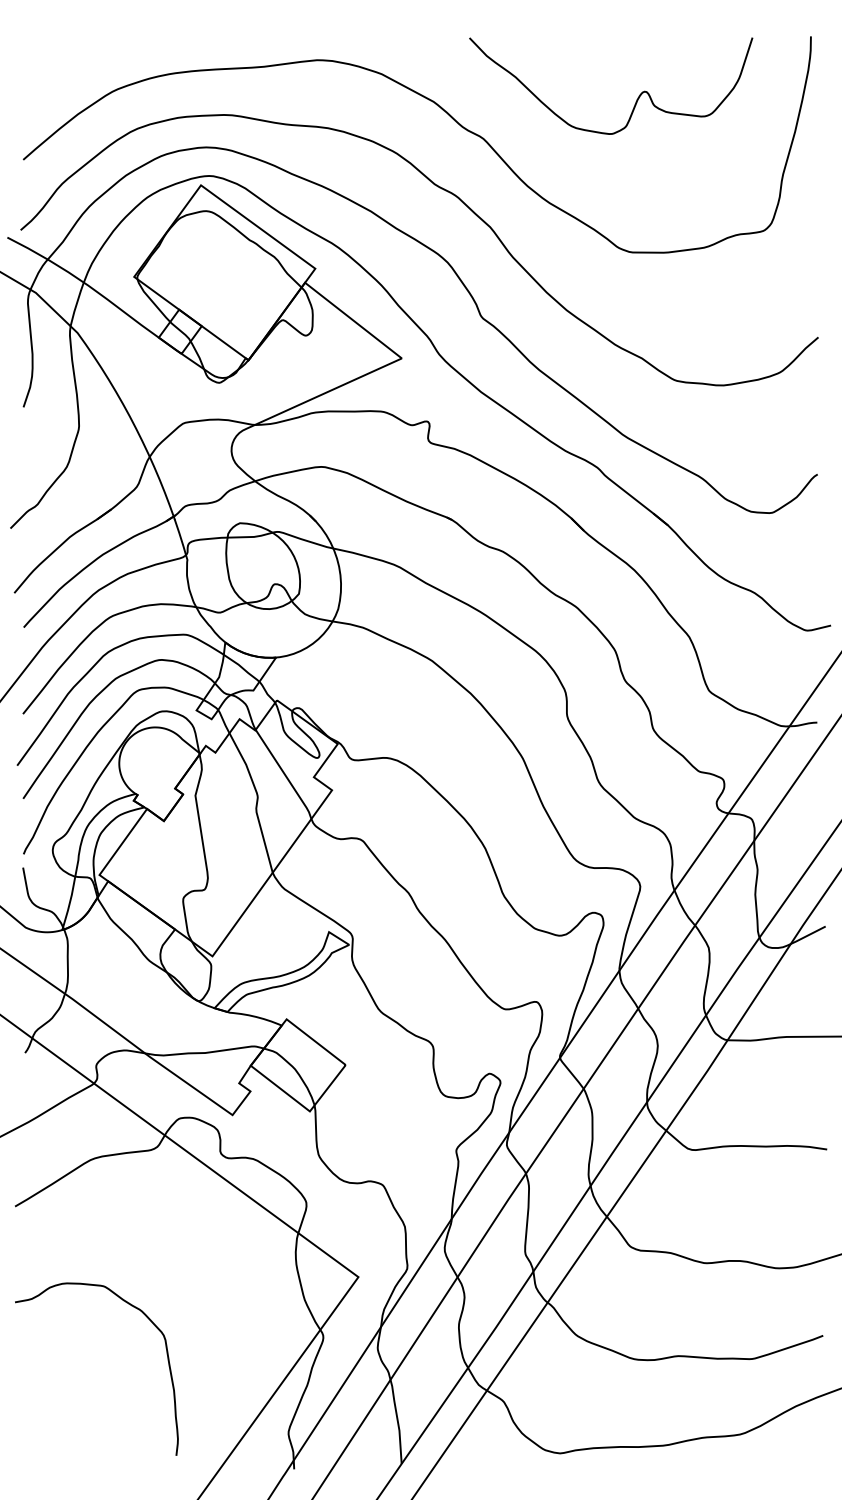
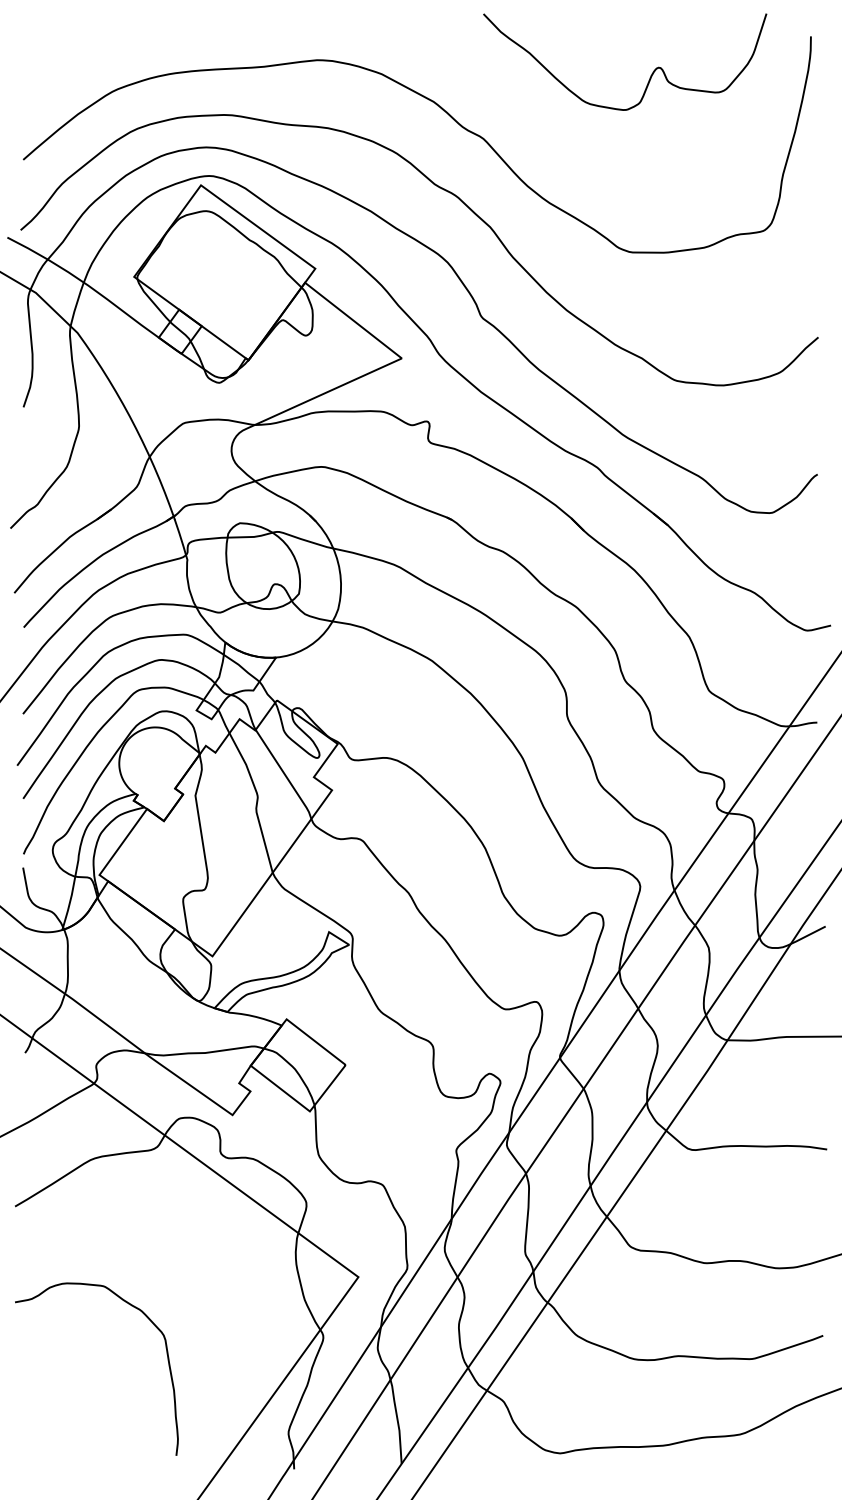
curve position: (637, 97) -> (651, 73) (651, 73)
